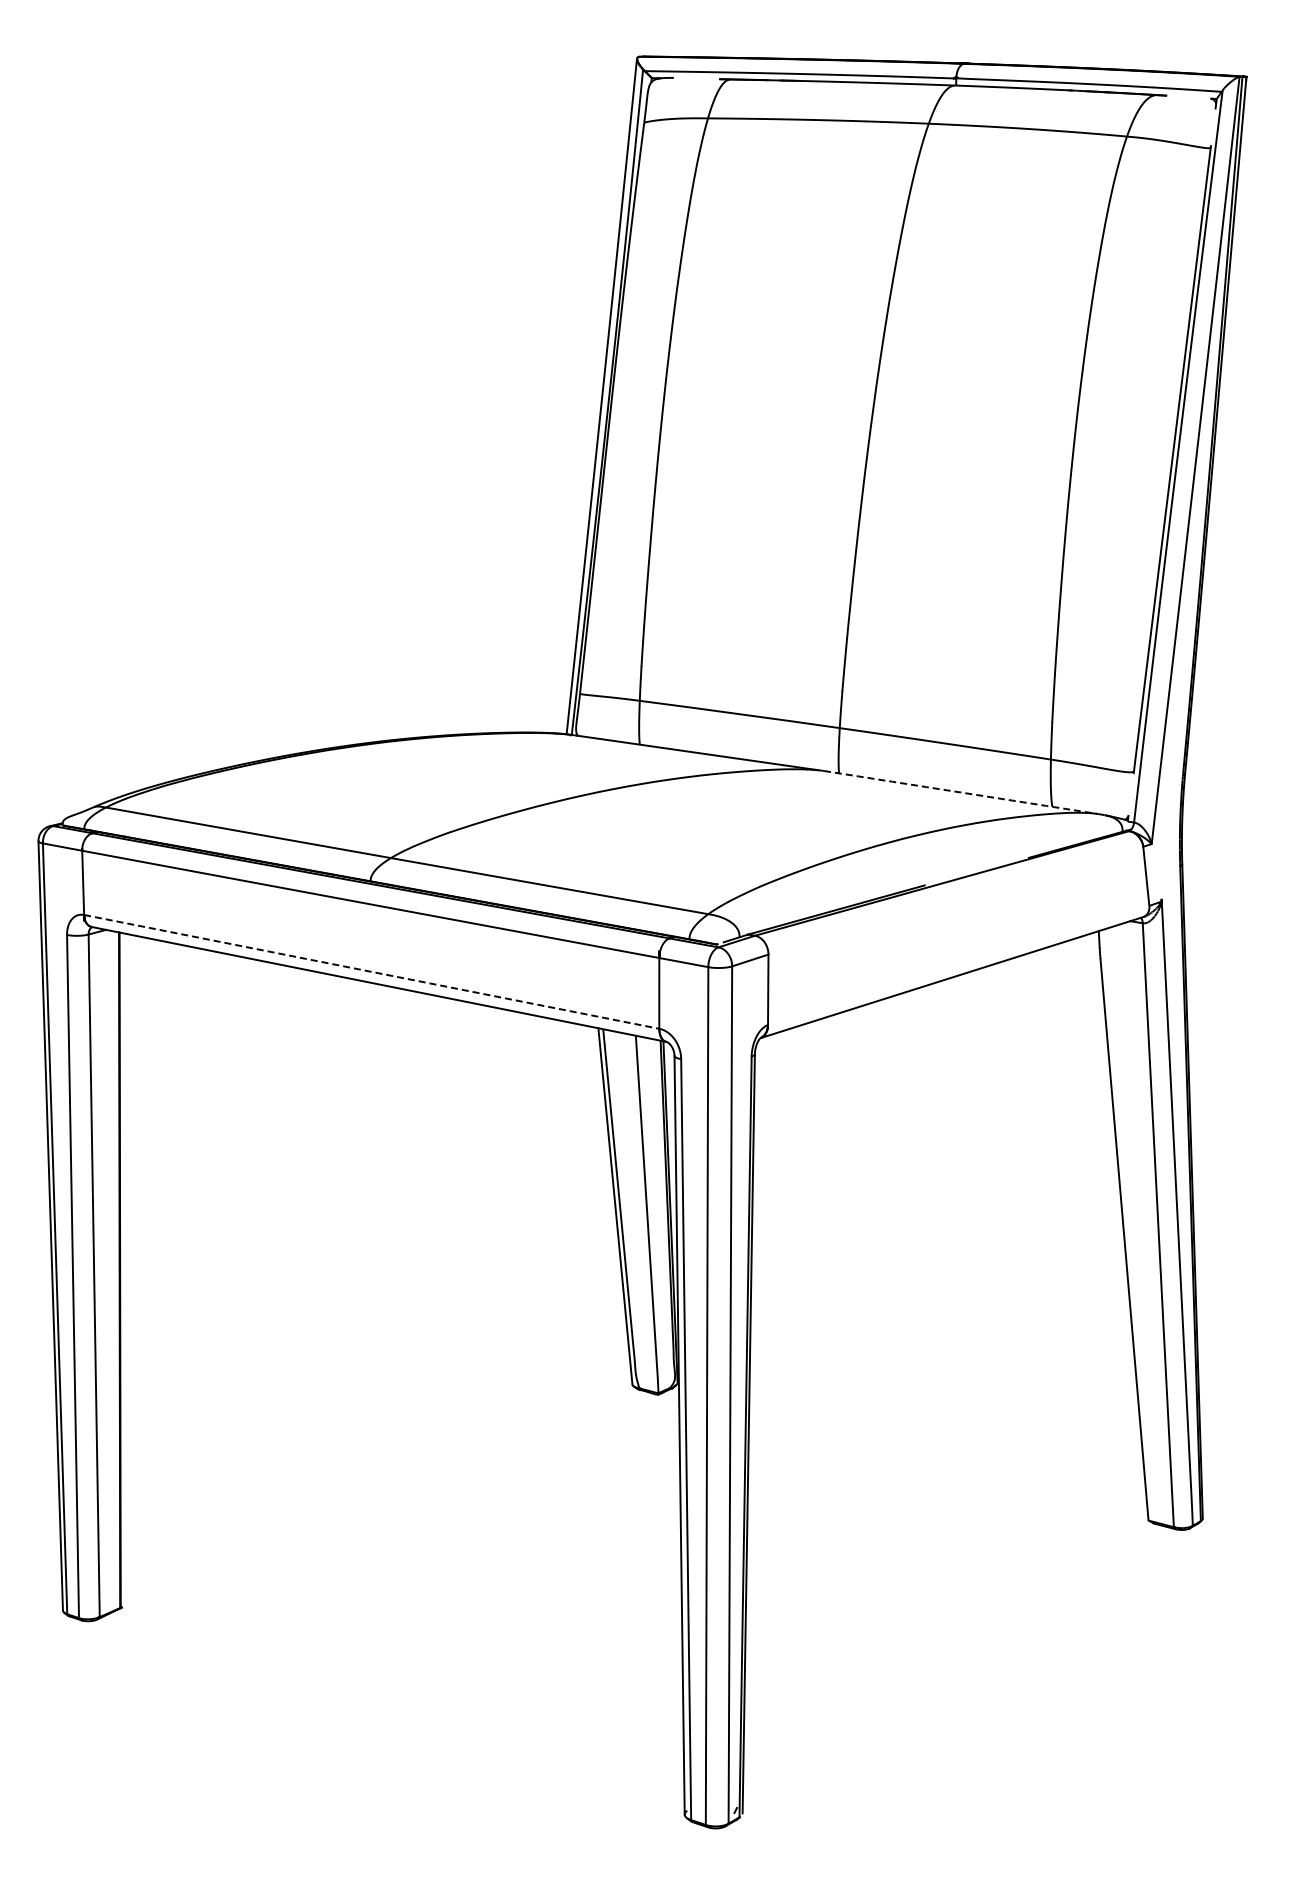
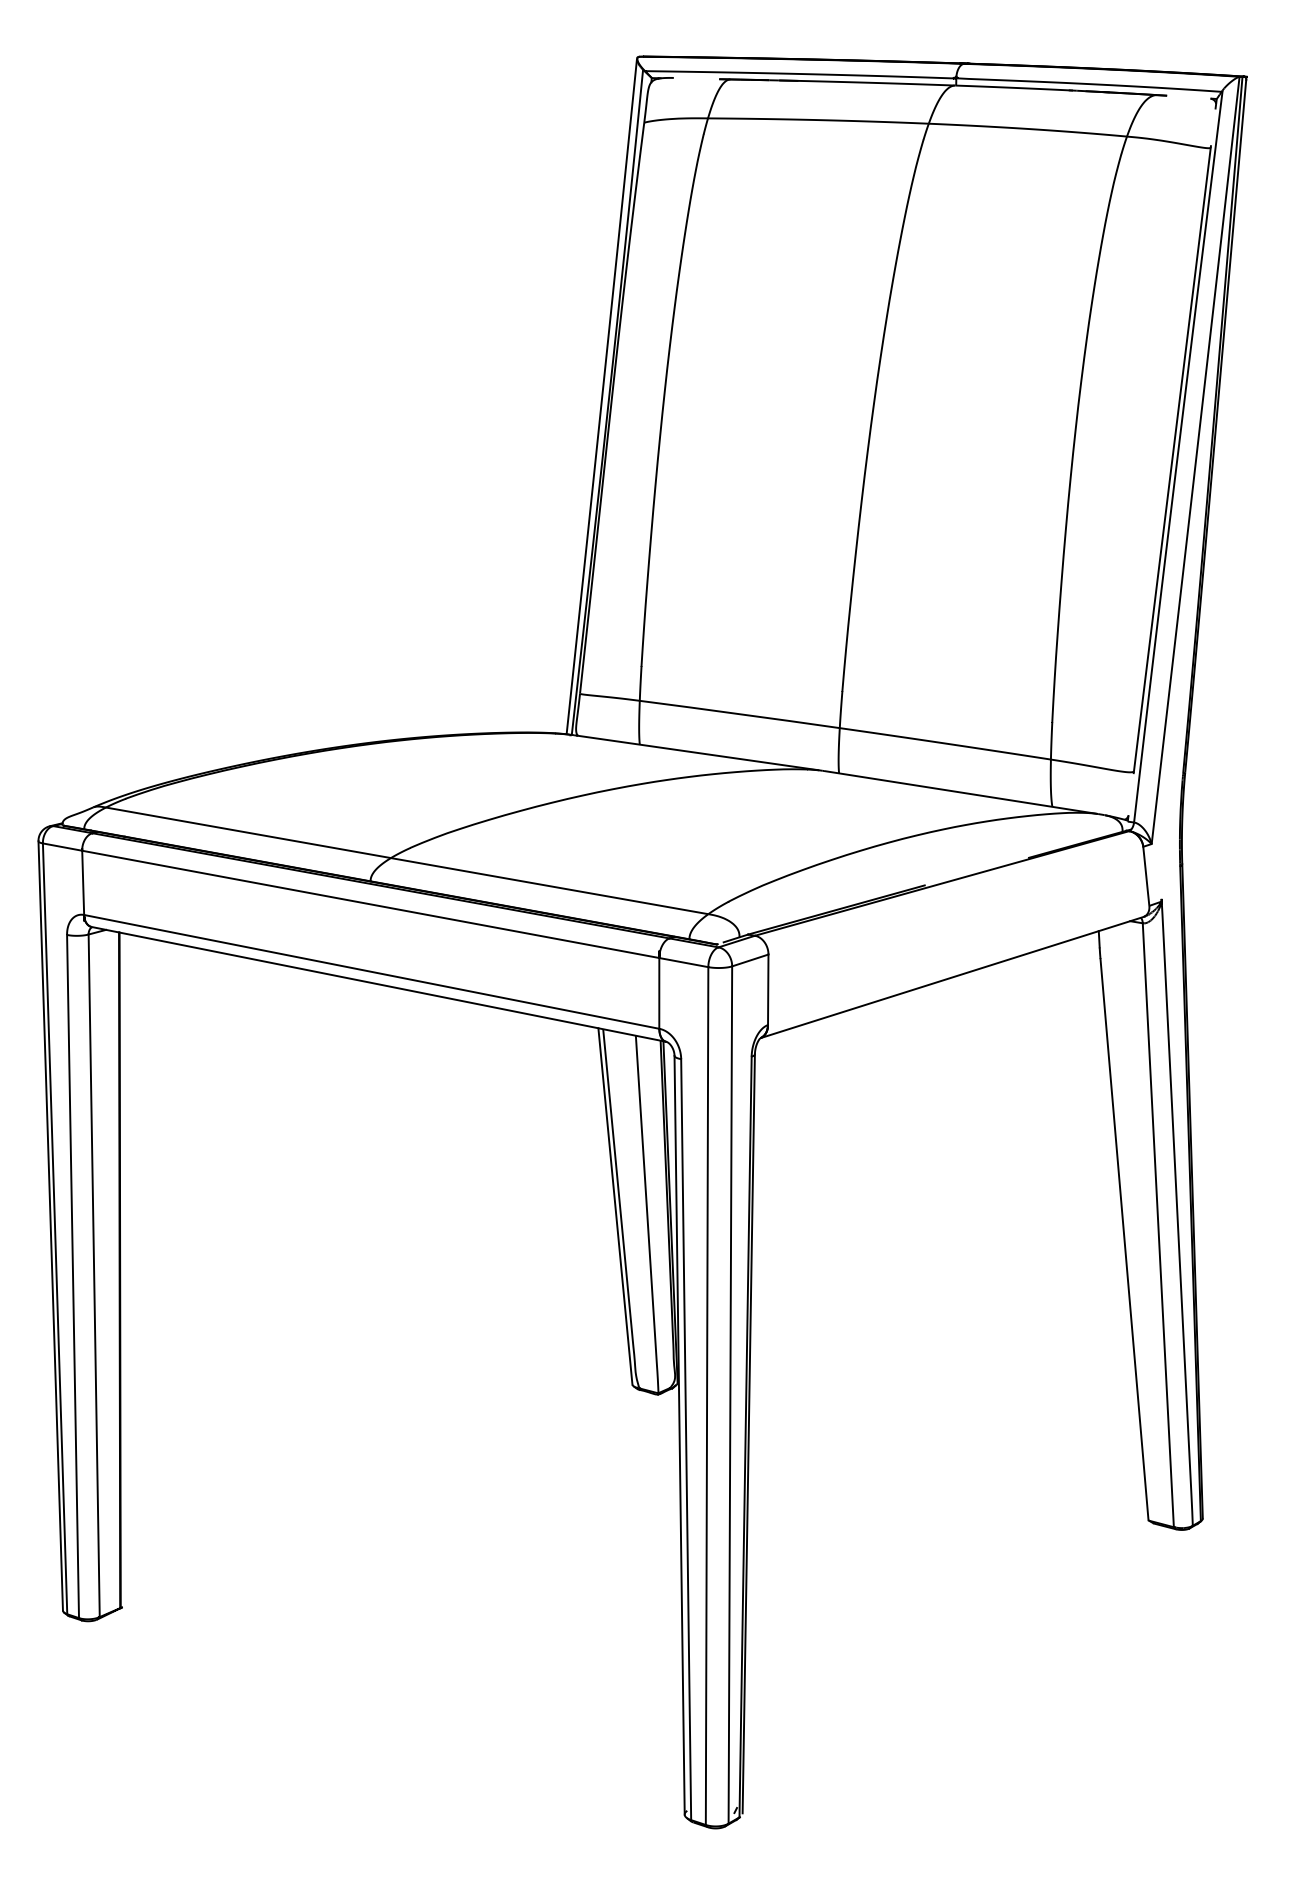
arc: dashed -> solid (960, 792)
line: dashed -> solid (372, 971)
